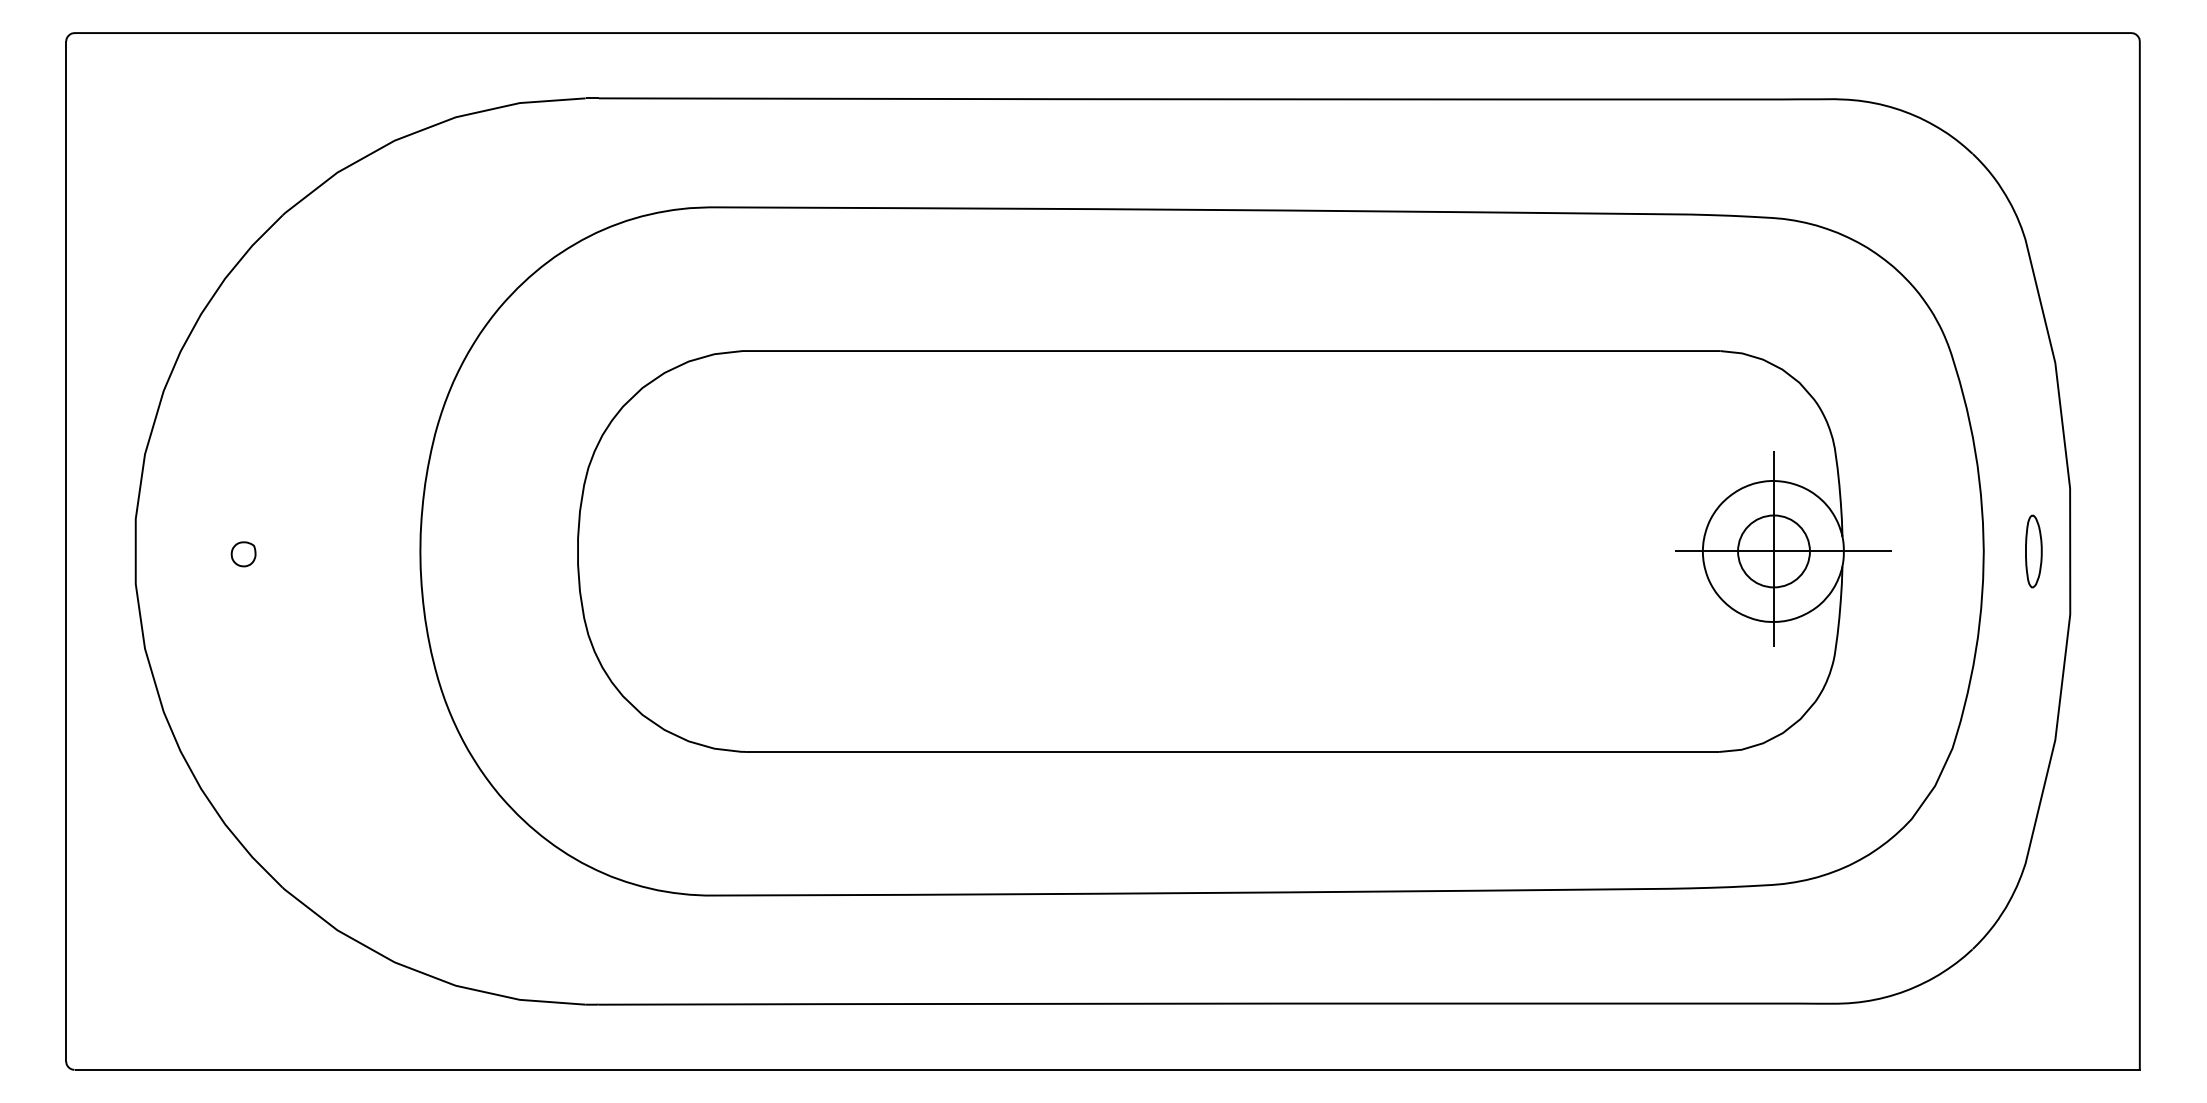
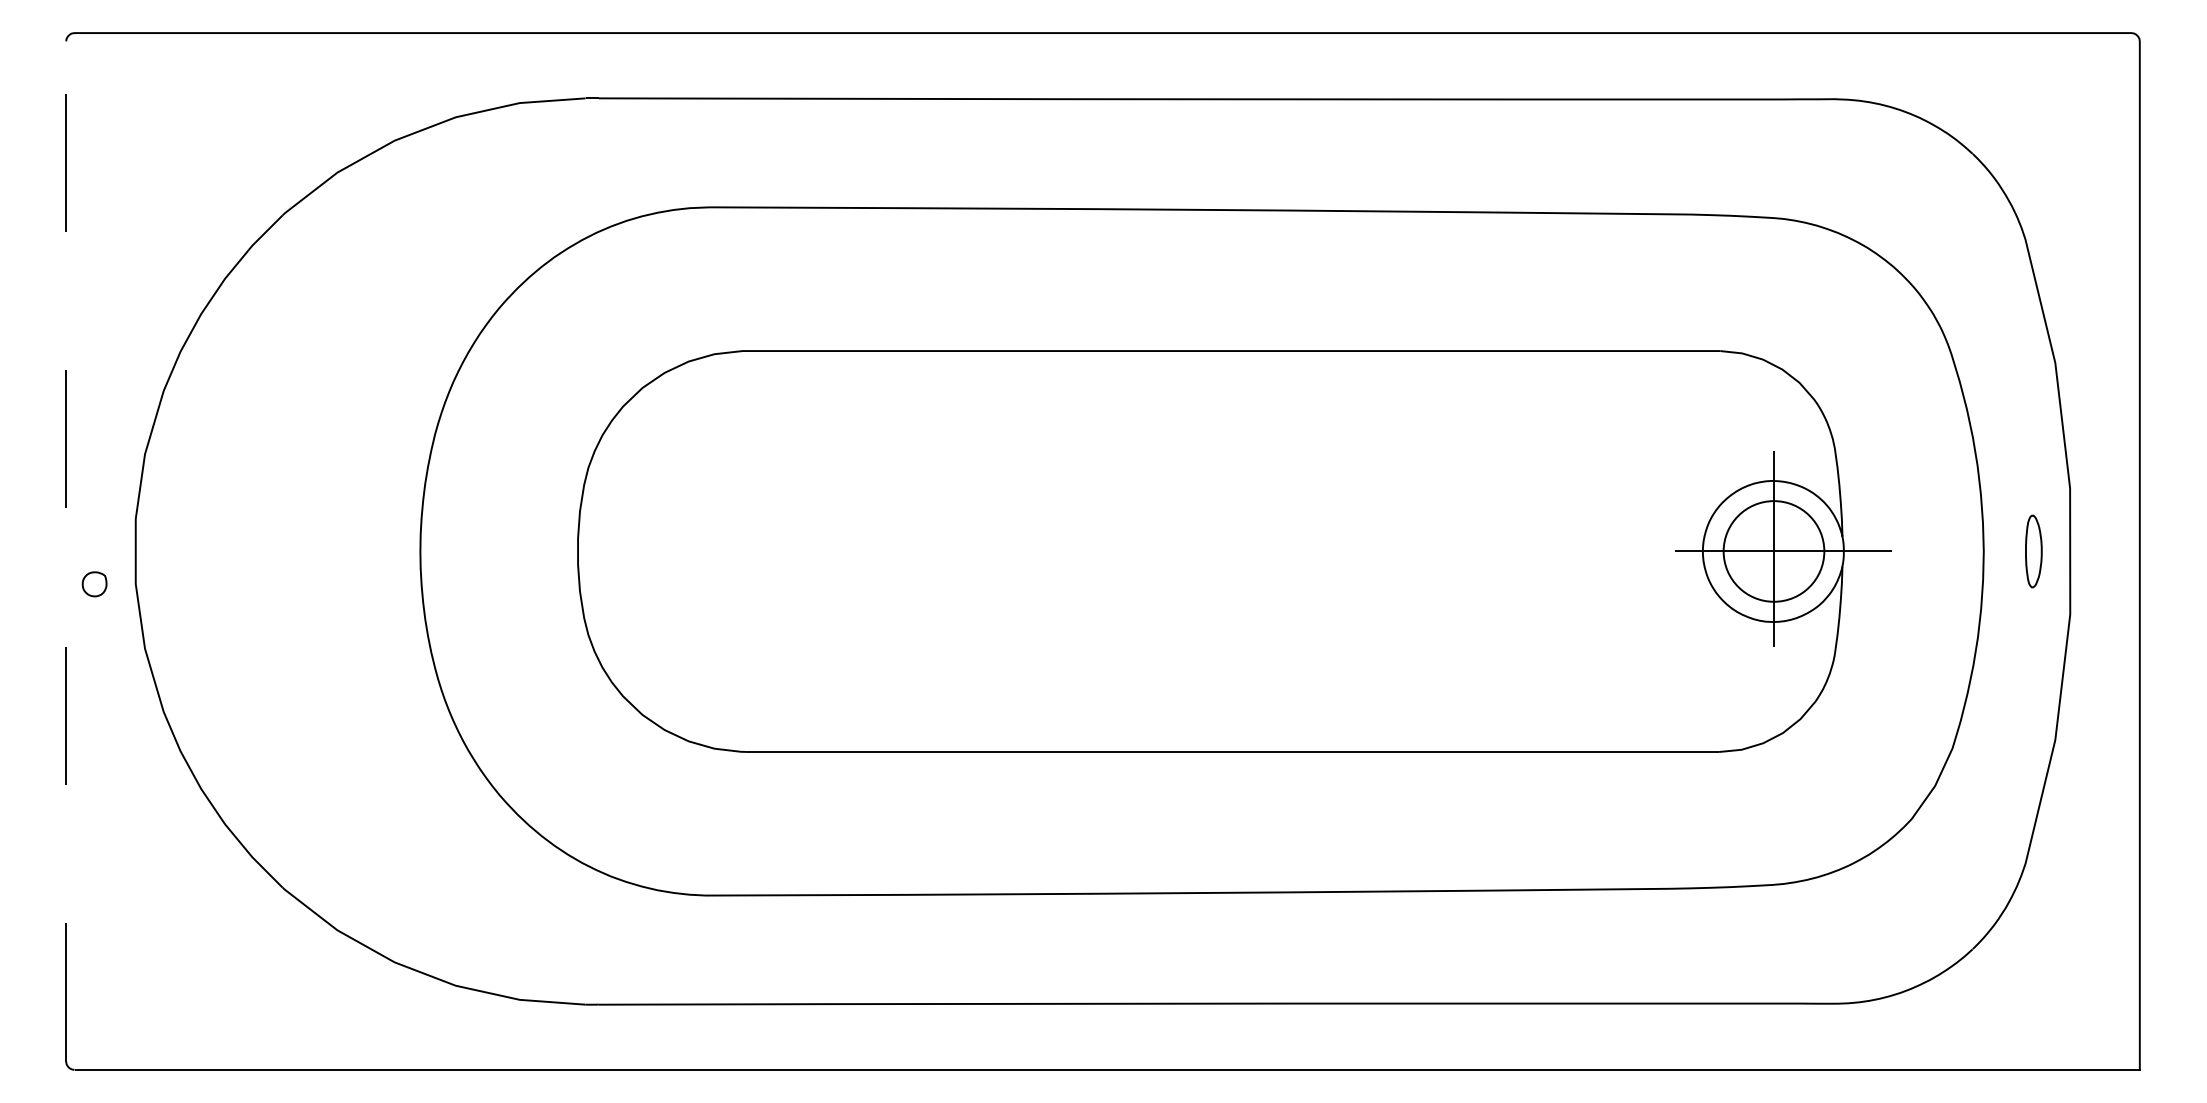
line: solid -> dashed (66, 551)
circle diameter: 72 px -> 101 px (1773, 551)
part position: (243, 554) -> (94, 584) (94, 584)
